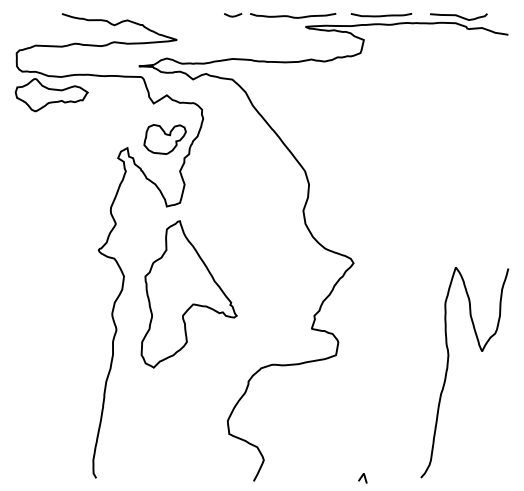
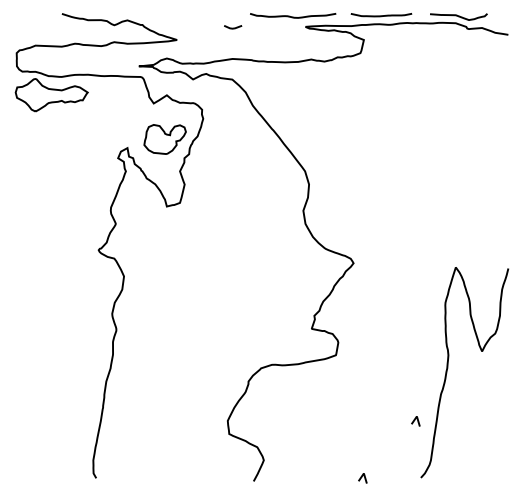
line position: (233, 15) -> (233, 27) (233, 27)
part: present -> none (188, 294)
line: none -> present (415, 420)
